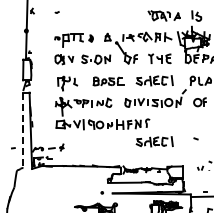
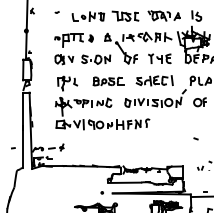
part: none -> present (105, 15)
line: dashed -> solid (23, 130)
part: present -> none (154, 141)
